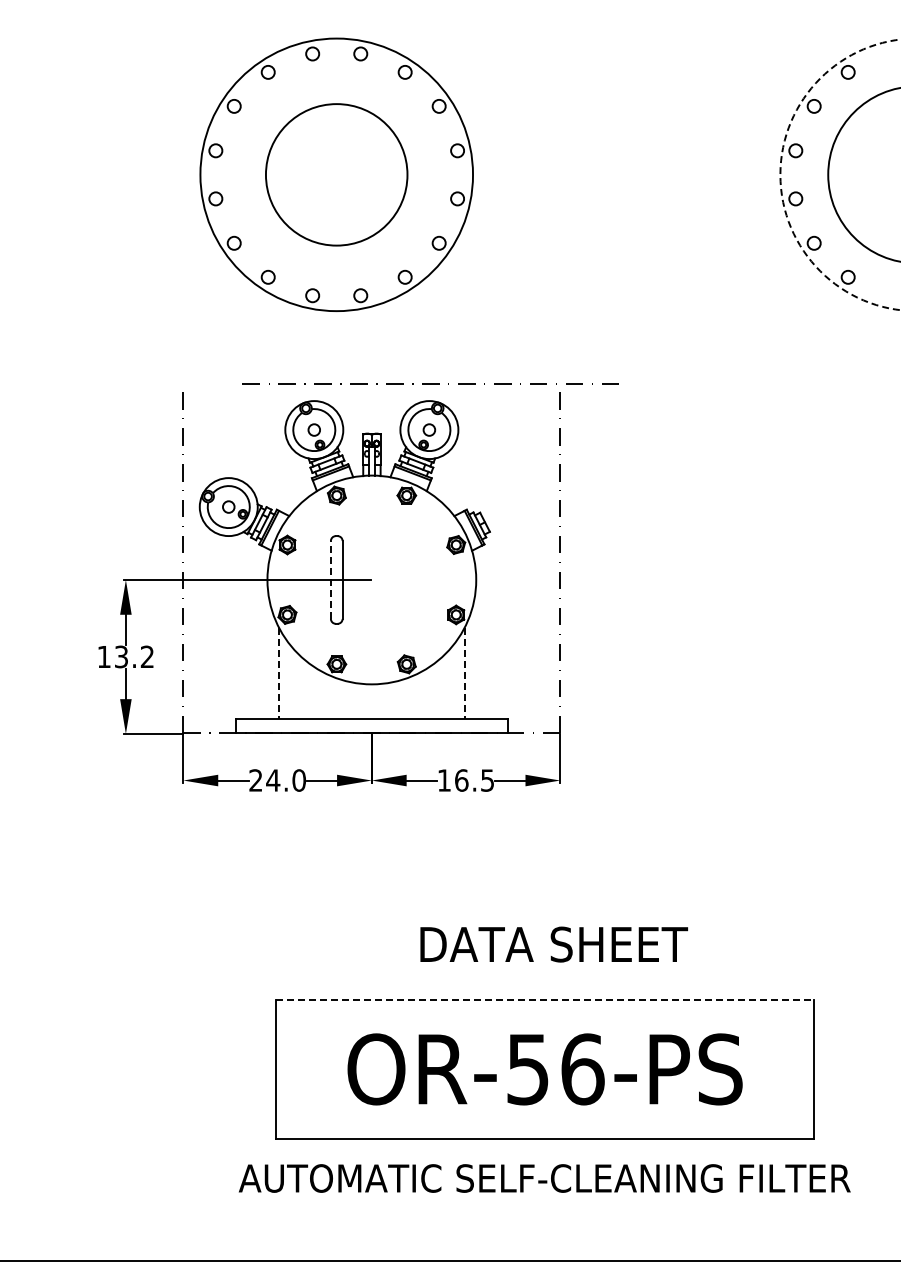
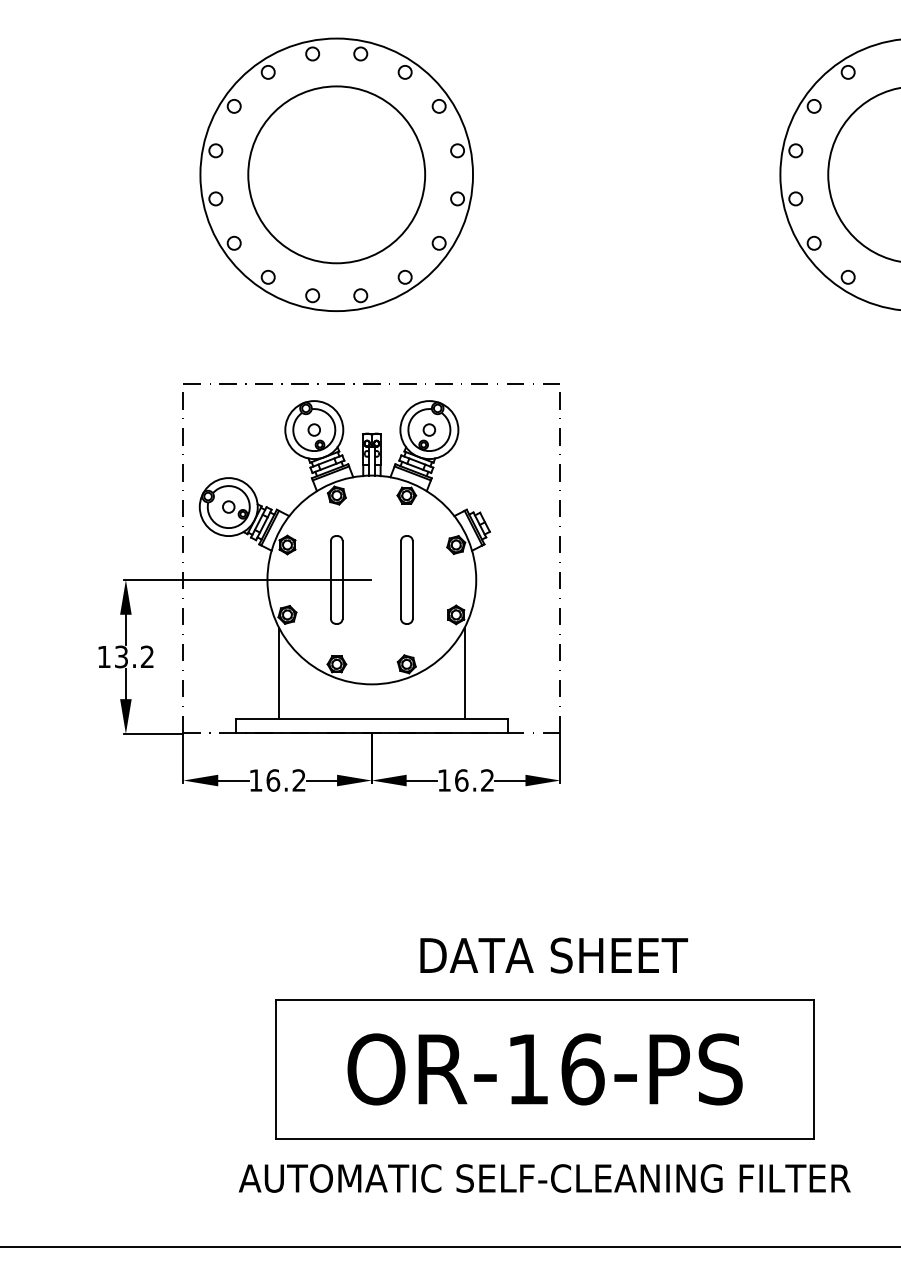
circle diameter: 142 px -> 177 px (336, 174)
circle: dashed -> solid (840, 174)
line position: (430, 383) -> (371, 383) (371, 383)
line: dashed -> solid (330, 579)
part: none -> present (406, 579)
line: dashed -> solid (279, 673)
line: dashed -> solid (464, 673)
text: 24.0 -> 16.2 (277, 780)
text: 16.5 -> 16.2 (487, 780)
text position: (553, 944) -> (553, 955) (553, 955)
line: dashed -> solid (545, 999)
text: OR-56-PS -> OR-16-PS (527, 1069)
line position: (449, 1261) -> (449, 1247) (449, 1247)
